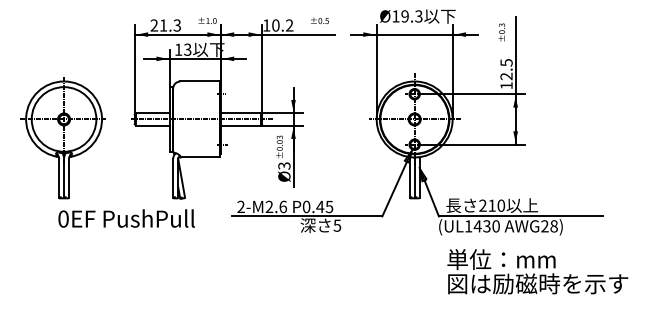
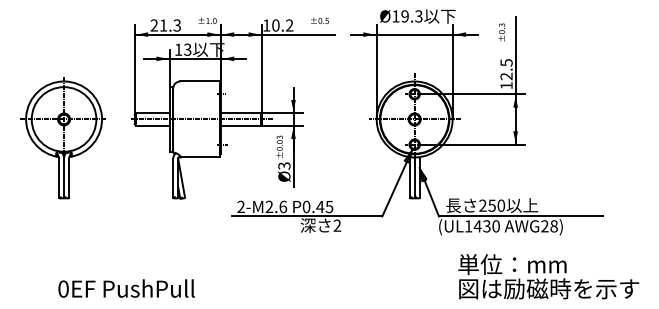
text: 210 -> 250 (491, 205)
text position: (126, 218) -> (126, 288) (126, 288)
text: 5 -> 2 (337, 225)
text position: (537, 271) -> (548, 276) (548, 276)
